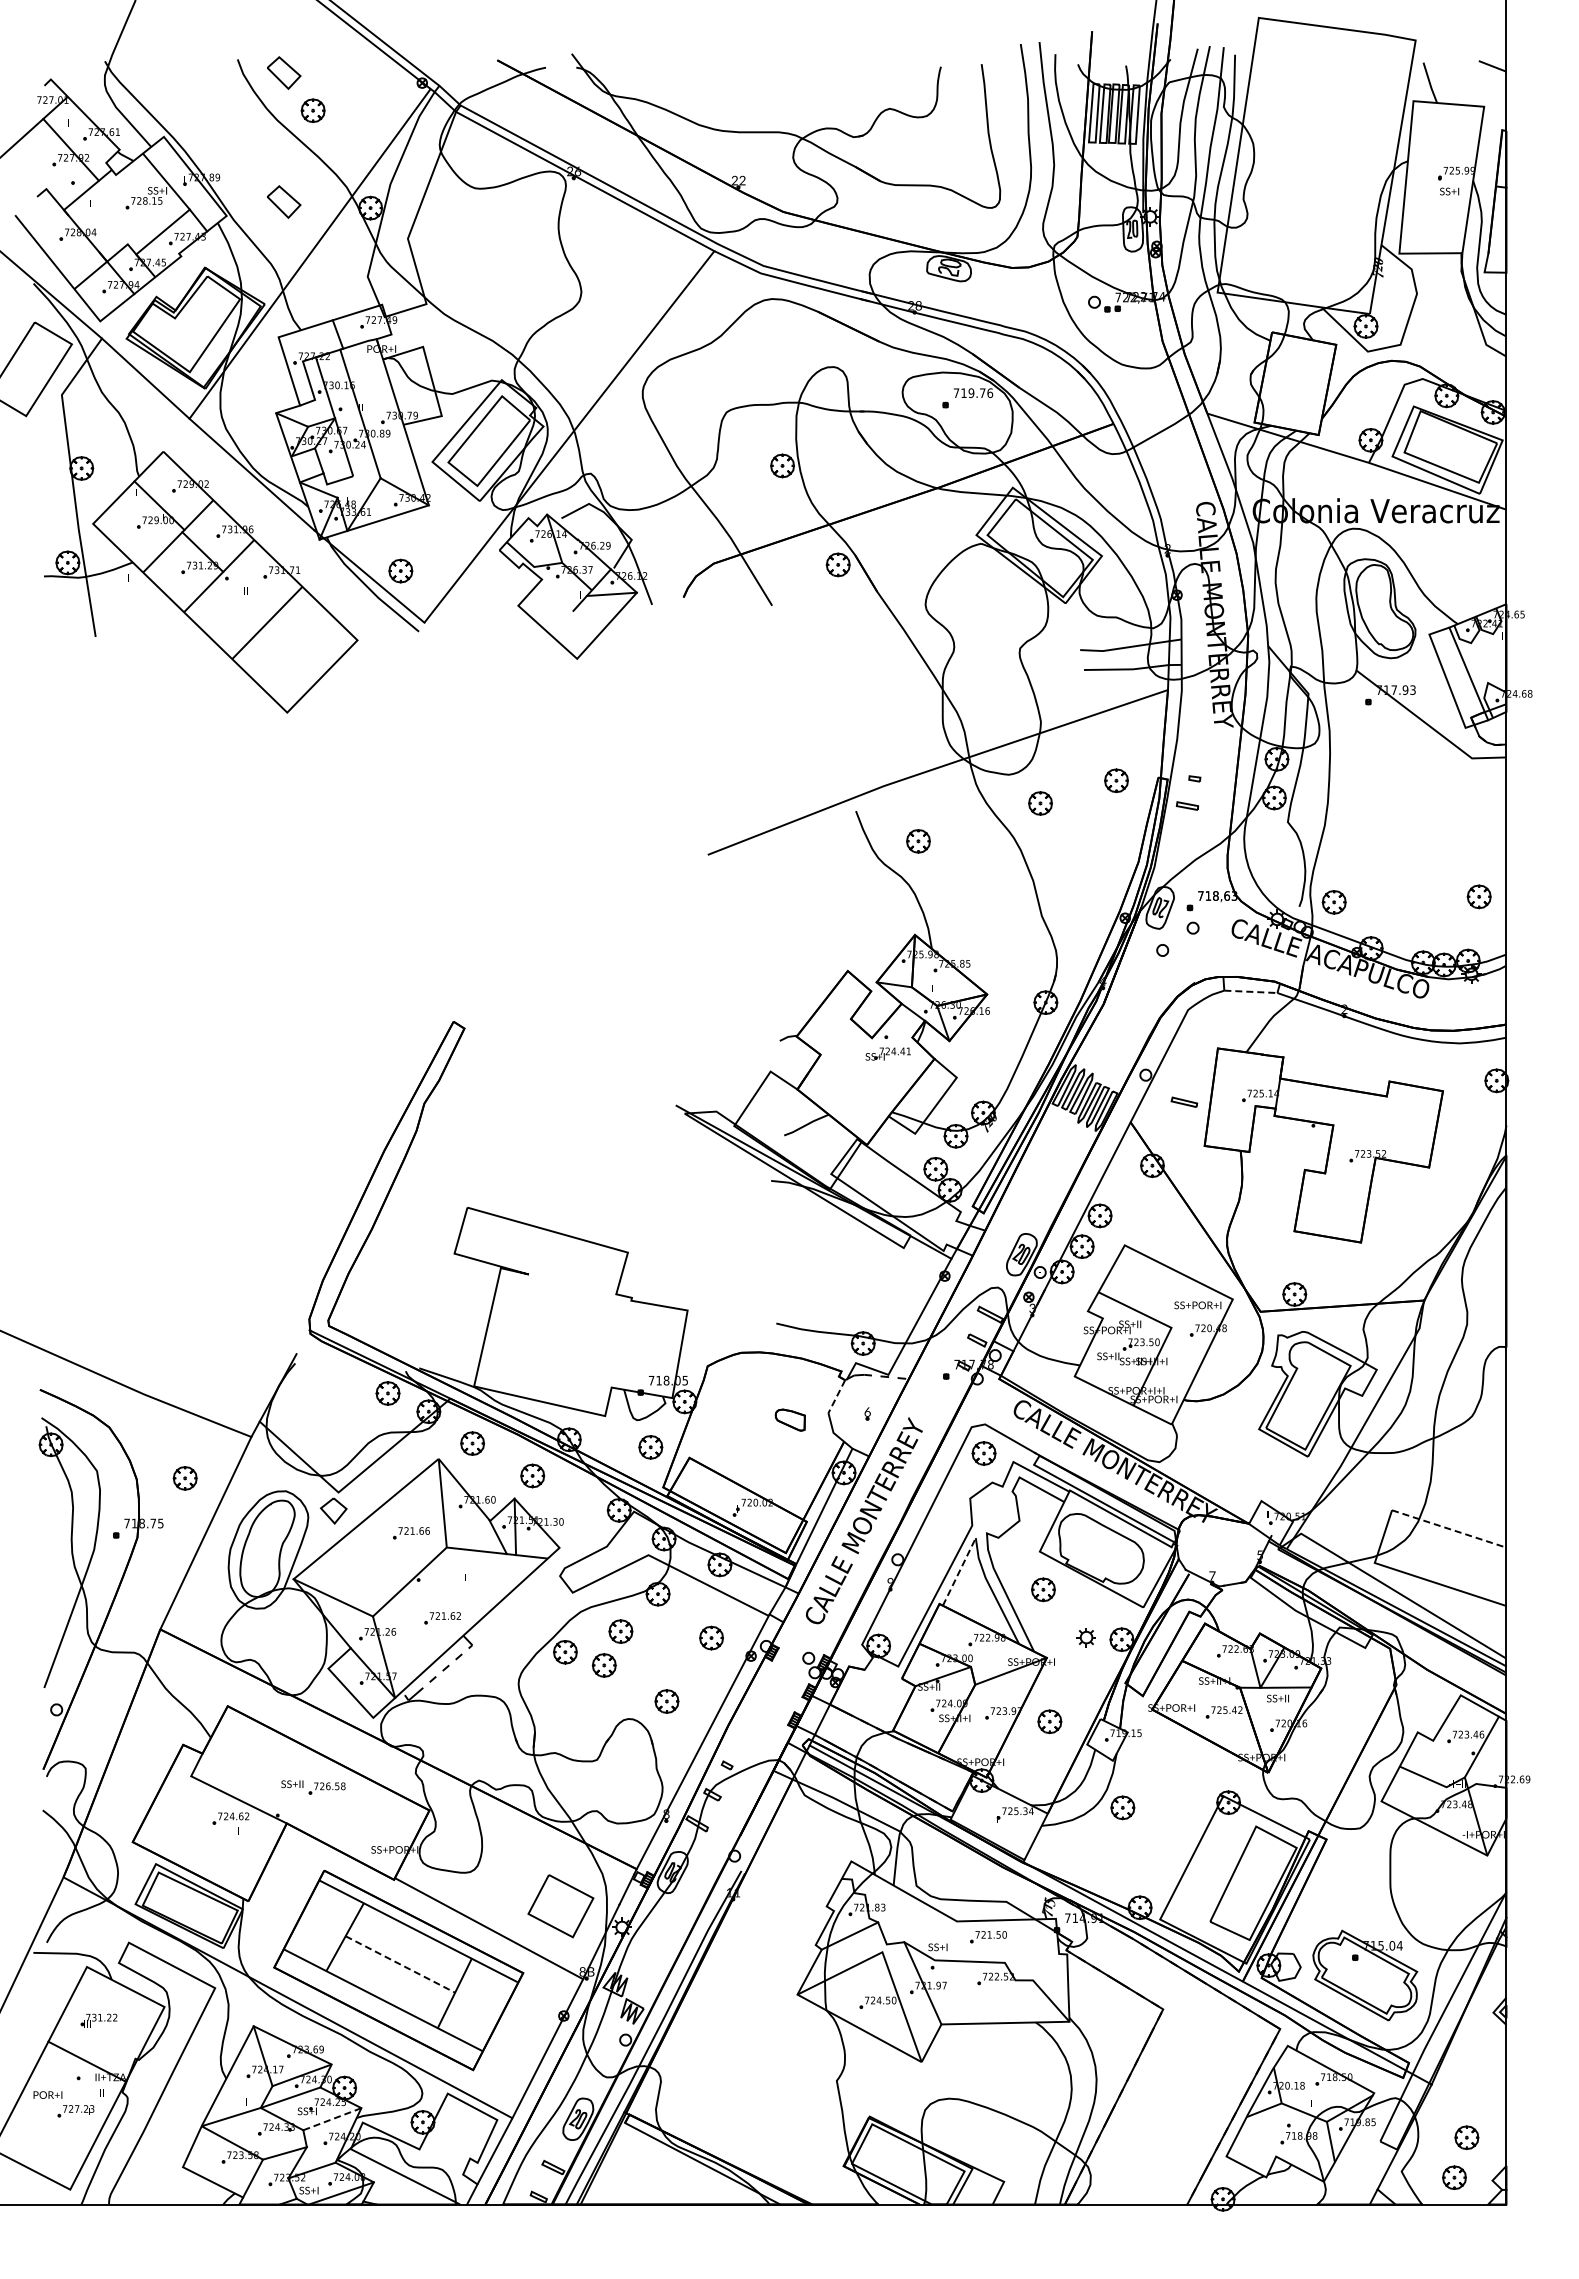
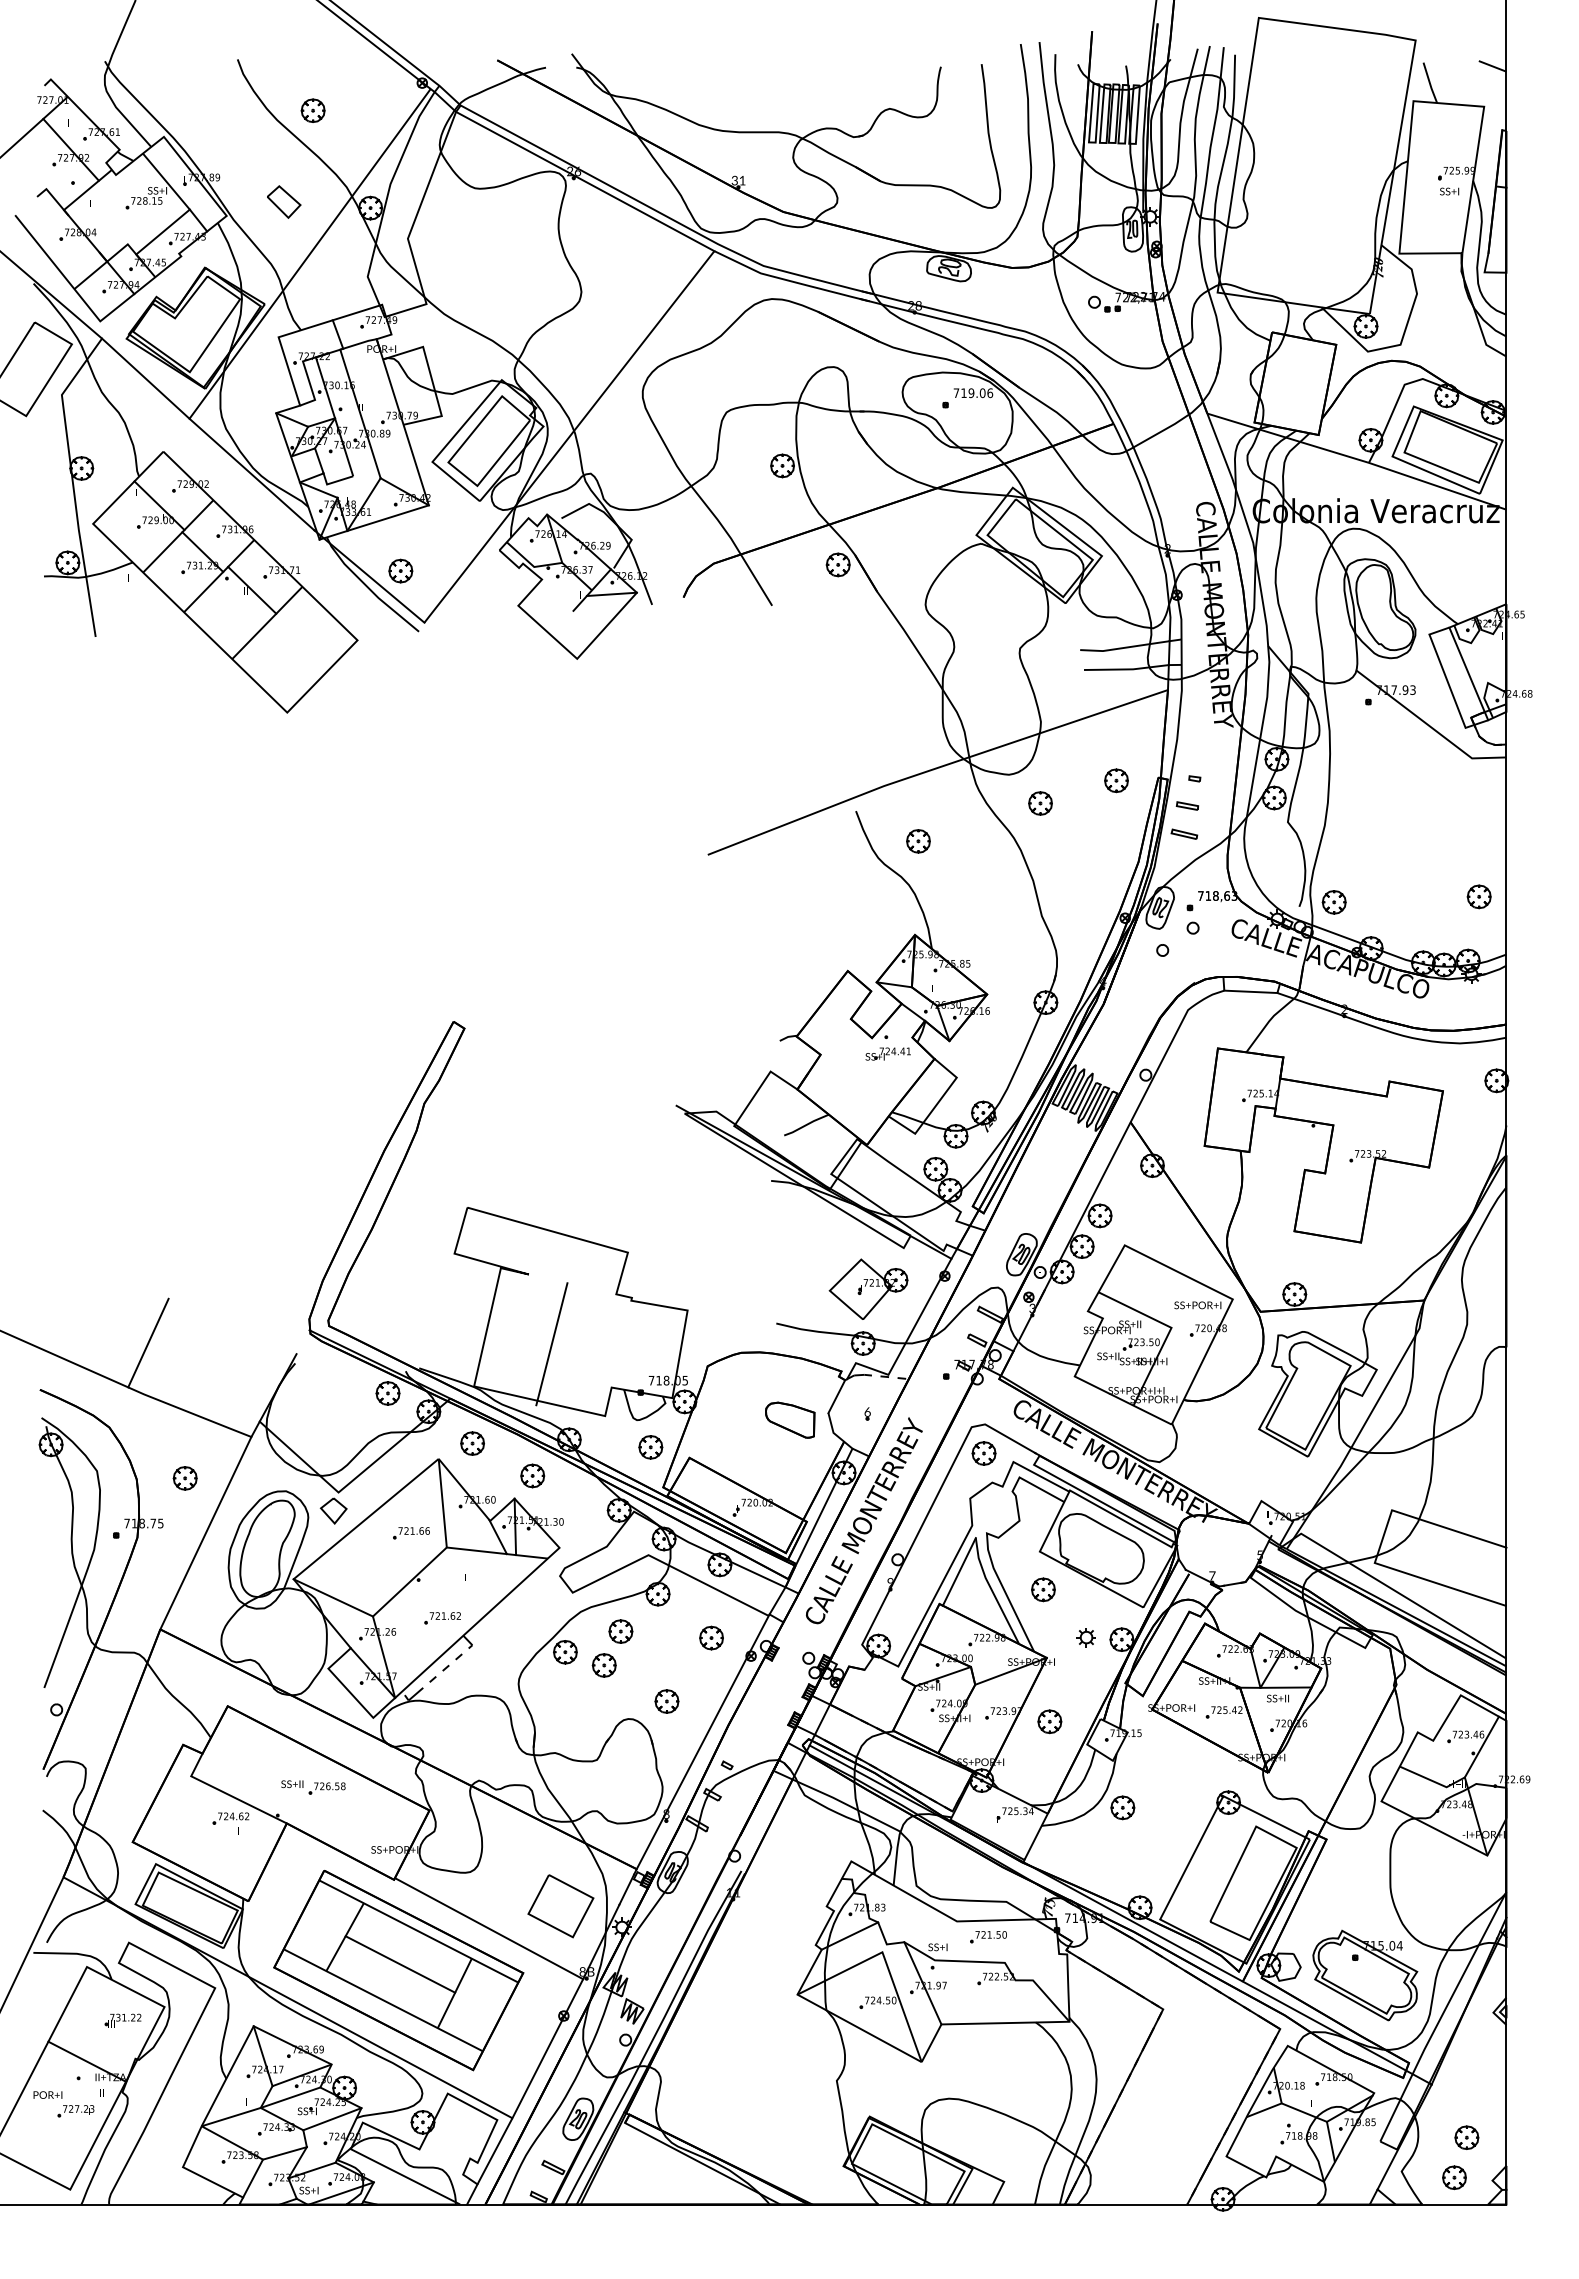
part: present -> none (284, 72)
text: 22 -> 31 (738, 180)
text: 719.76 -> 719.06 (982, 393)
line: none -> present (252, 589)
line: dashed -> solid (1250, 991)
part position: (1184, 1101) -> (1184, 833) (1184, 833)
part: none -> present (868, 1288)
line: none -> present (148, 1342)
line: none -> present (551, 1344)
line: dashed -> solid (836, 1397)
part size: 32x24 px -> 51x38 px (790, 1419)
line: dashed -> solid (1449, 1529)
line: dashed -> solid (959, 1571)
line: dashed -> solid (400, 1964)
part position: (98, 2020) -> (122, 2020) (122, 2020)
line: dashed -> solid (332, 2119)
